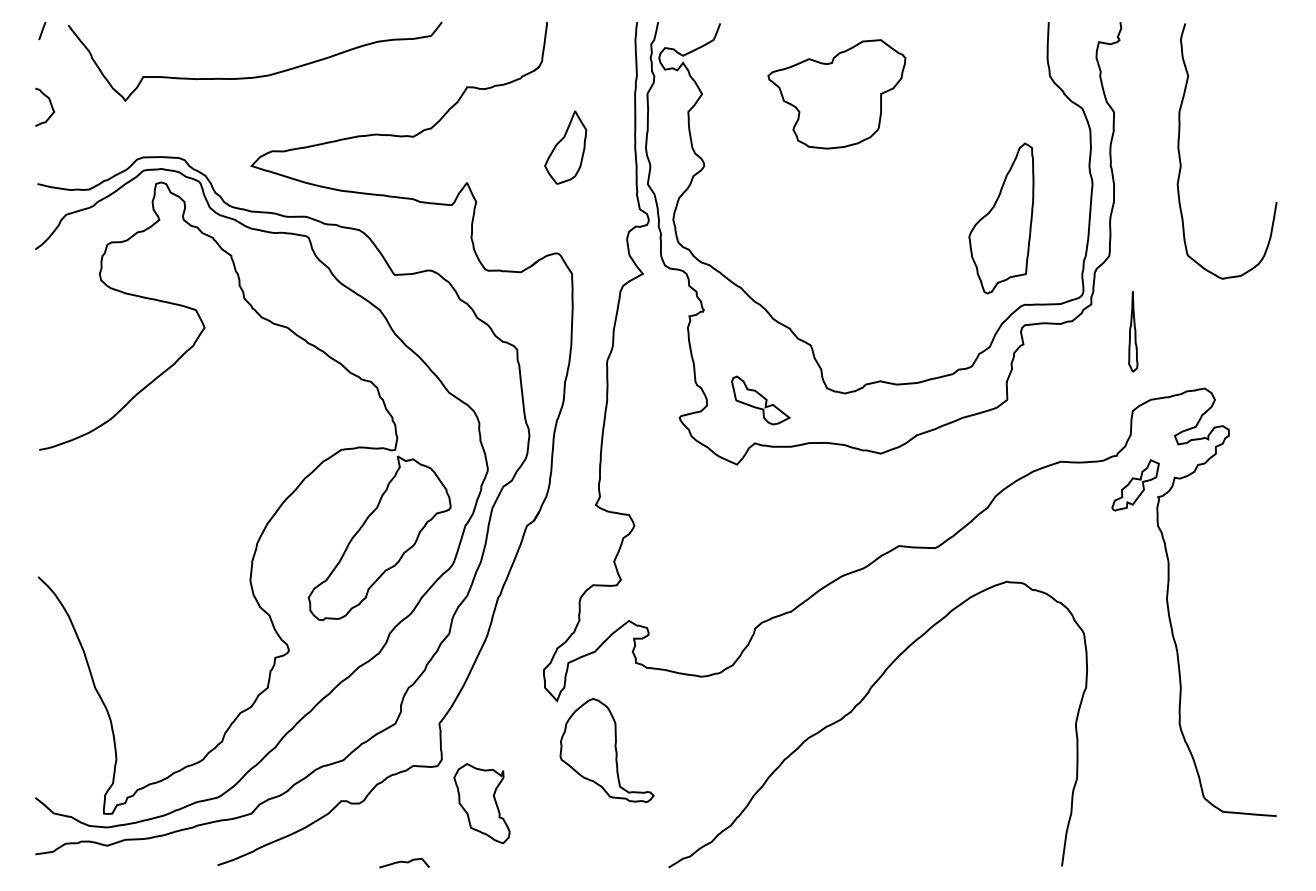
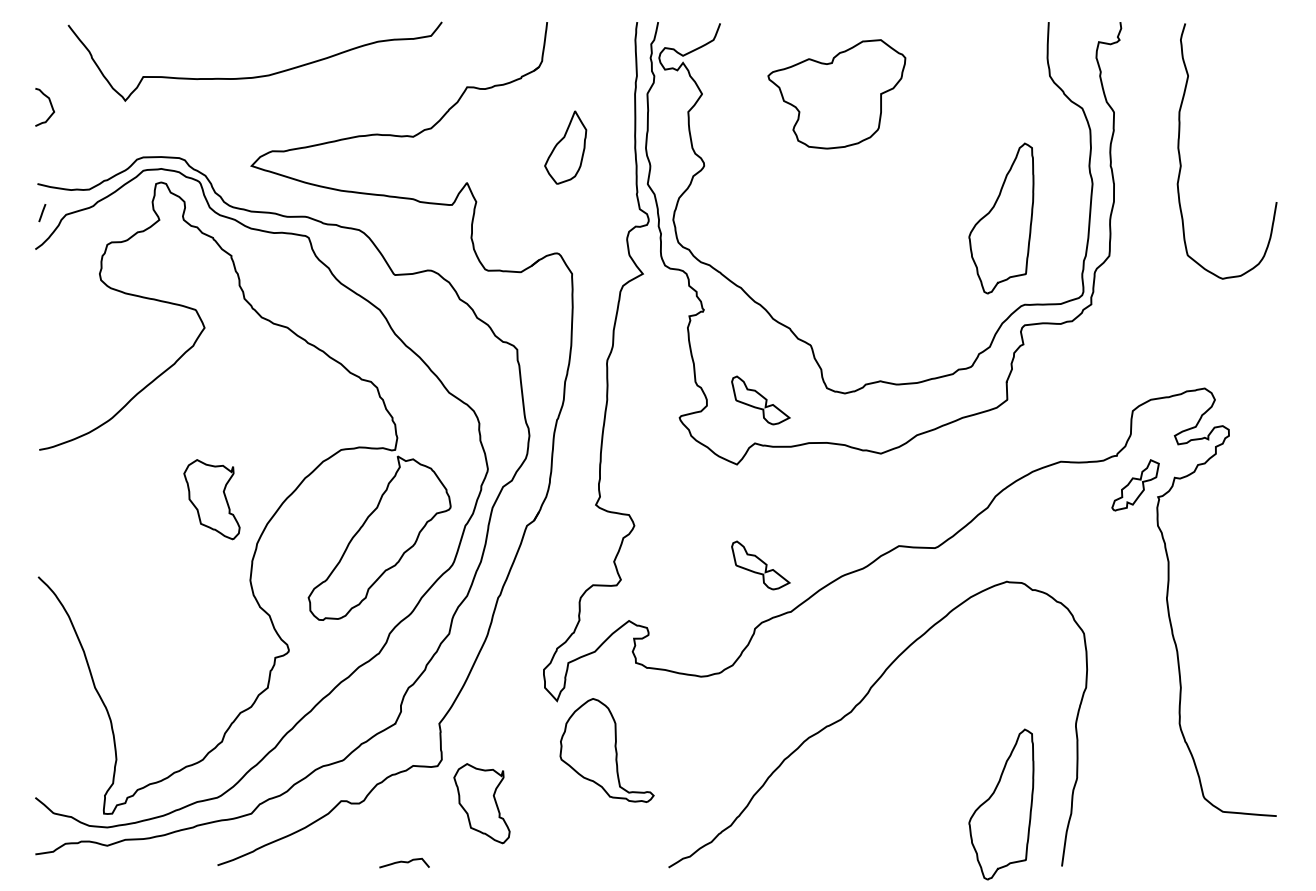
line position: (42, 31) -> (42, 213) (42, 213)
part: present -> none (1133, 331)
part: none -> present (211, 499)
part: none -> present (760, 565)
part: none -> present (1001, 804)
